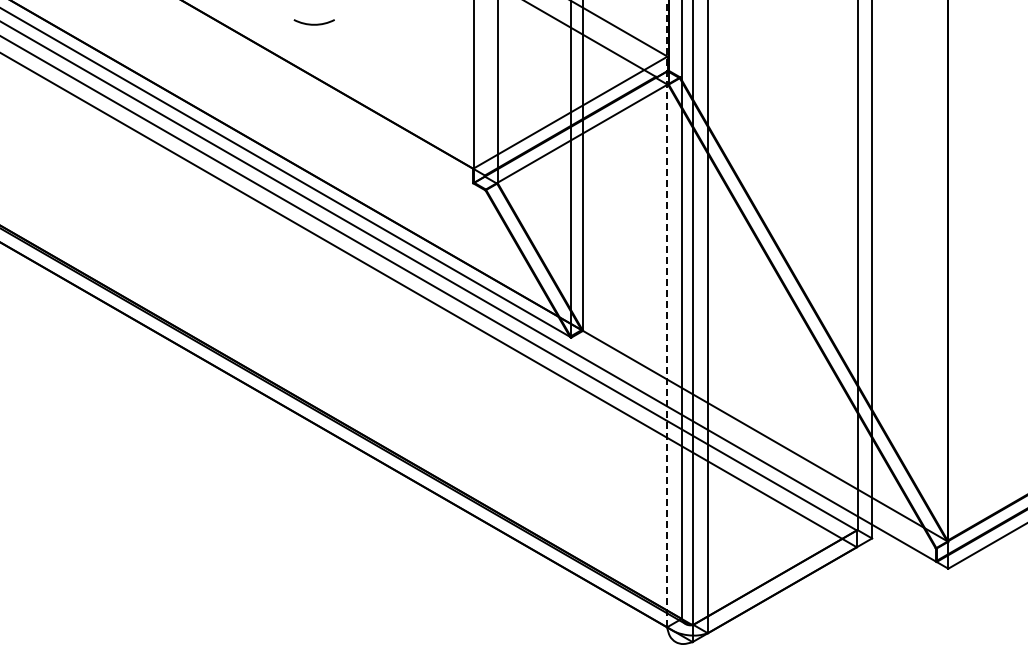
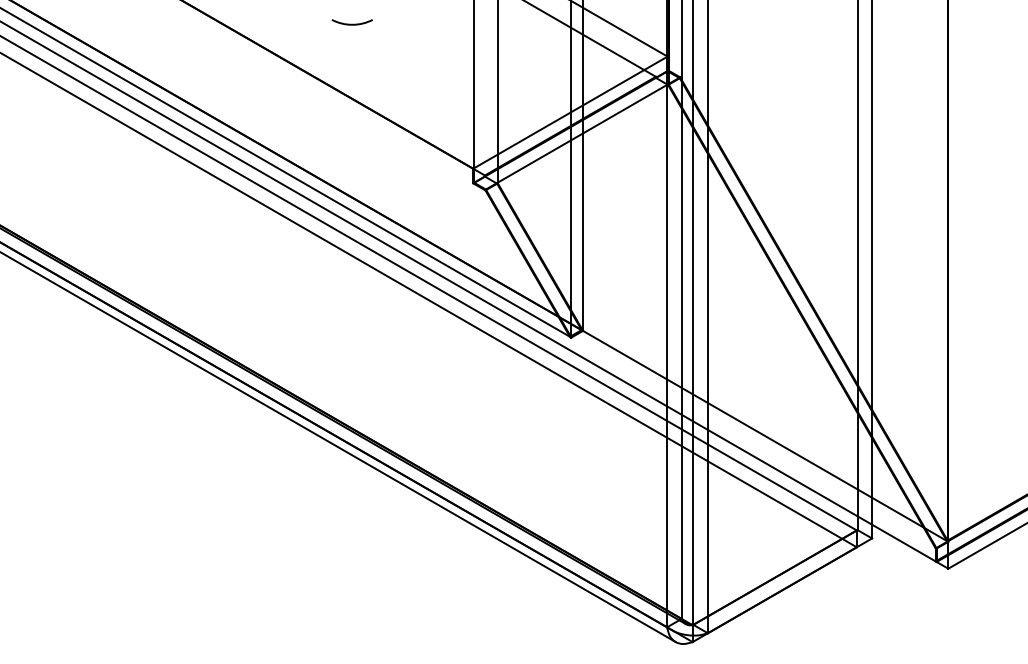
arc position: (313, 23) -> (351, 23) (351, 23)
line: dashed -> solid (667, 313)
line: none -> present (338, 447)
